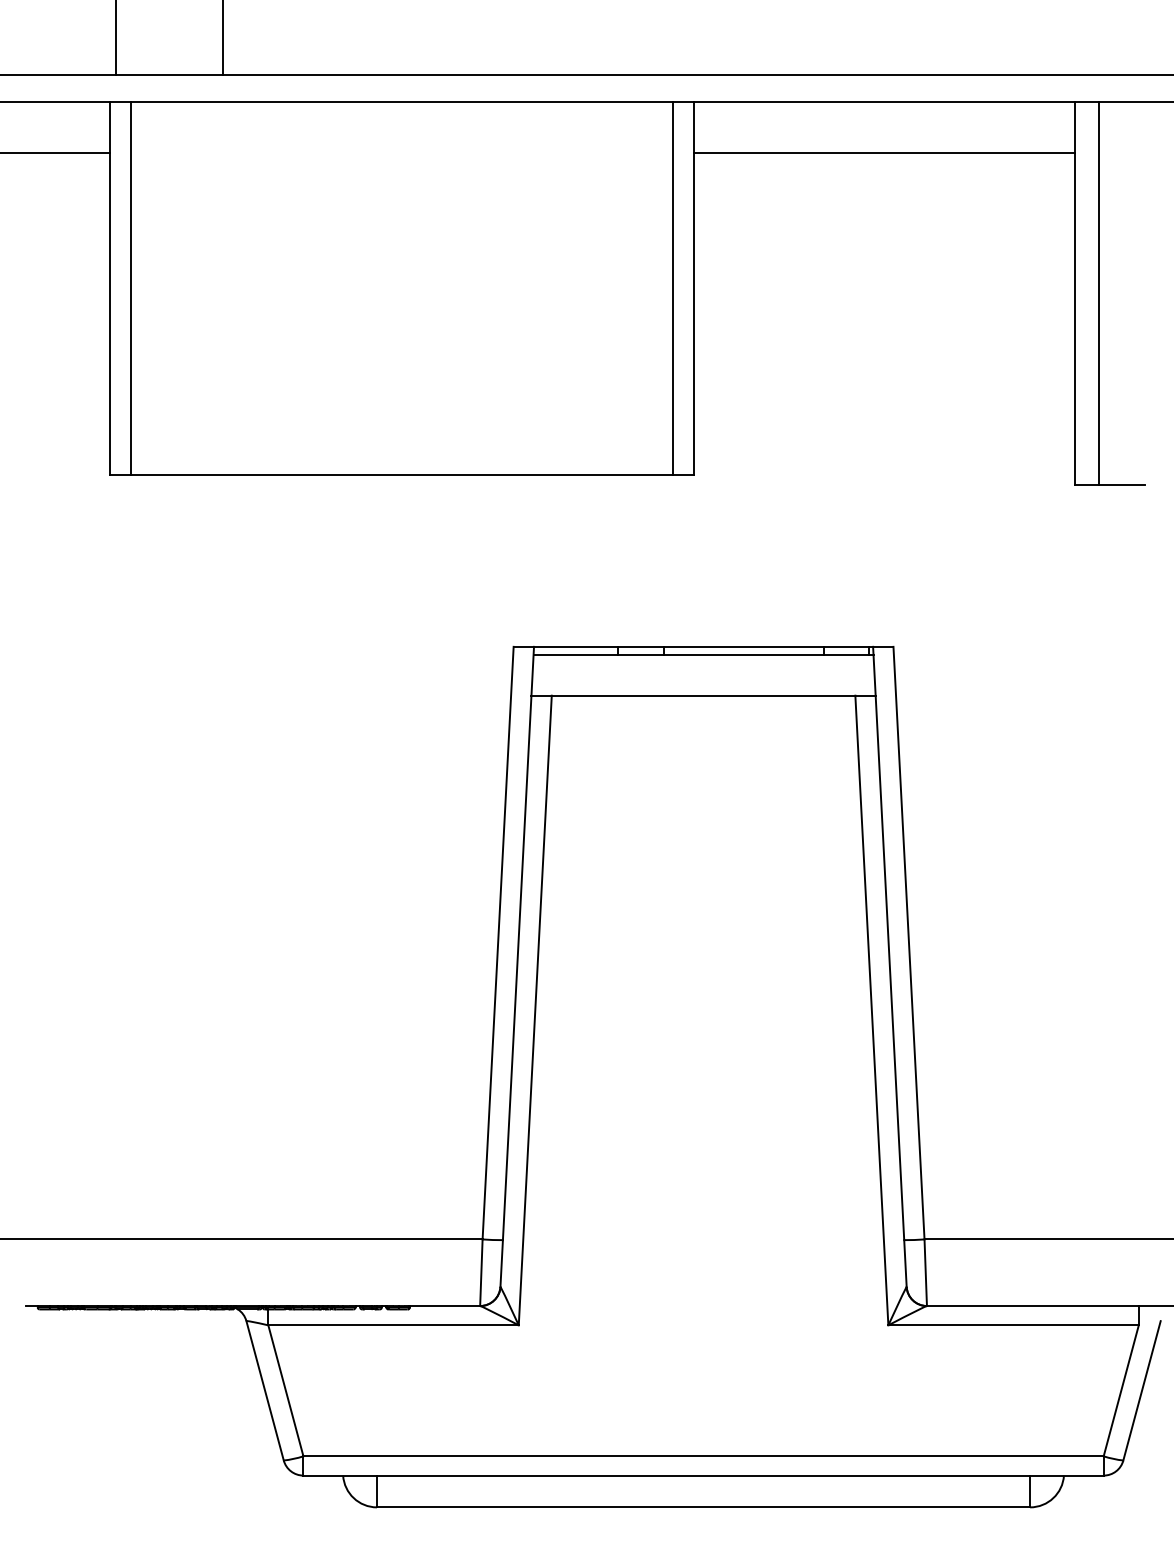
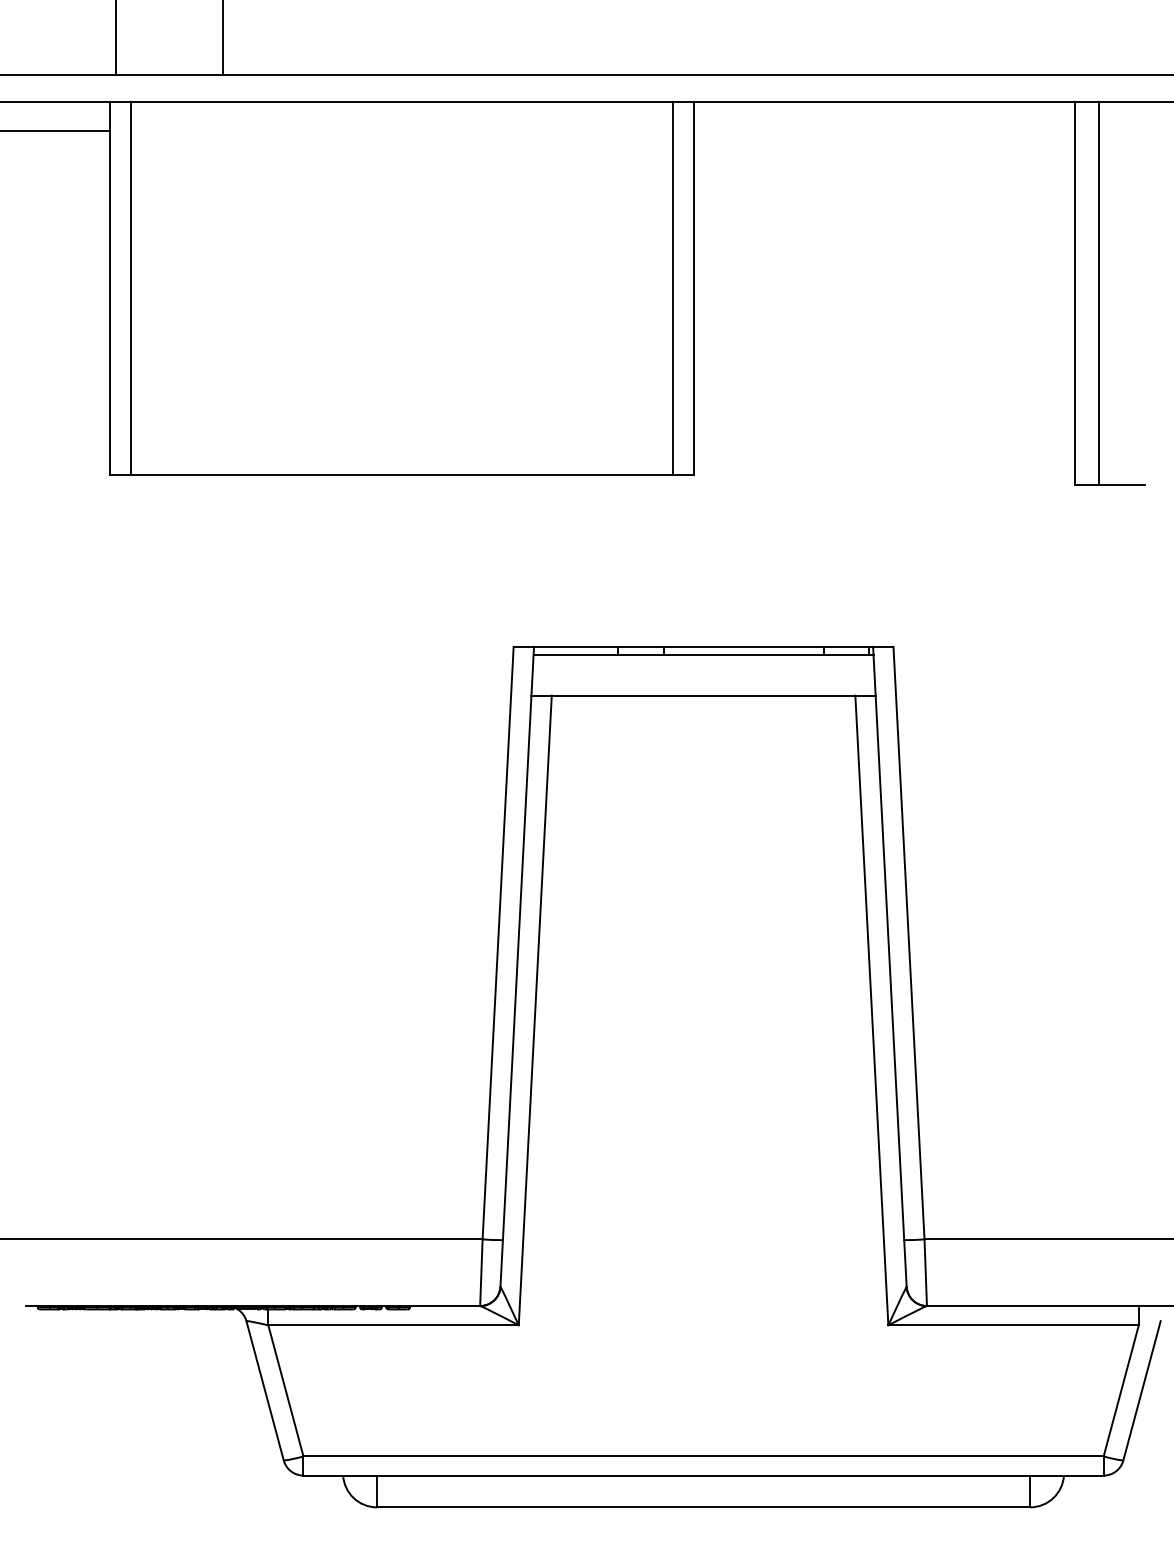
line position: (56, 153) -> (56, 131) (56, 131)
line: present -> none (883, 153)
